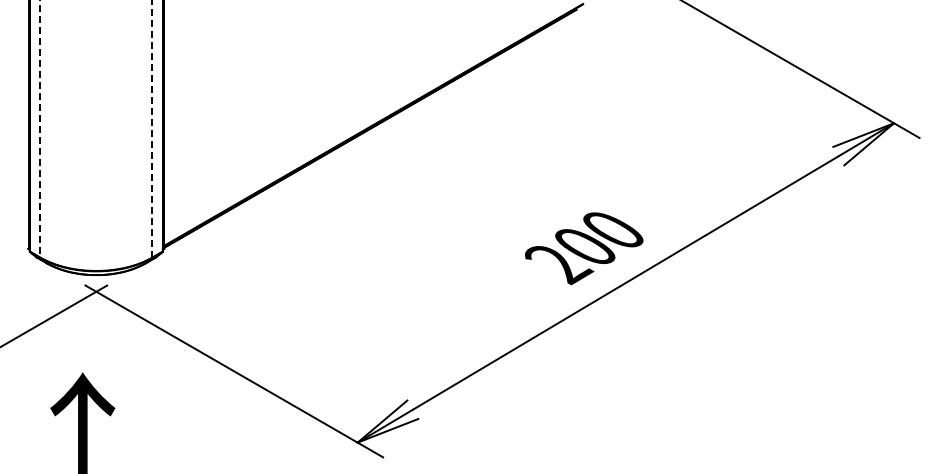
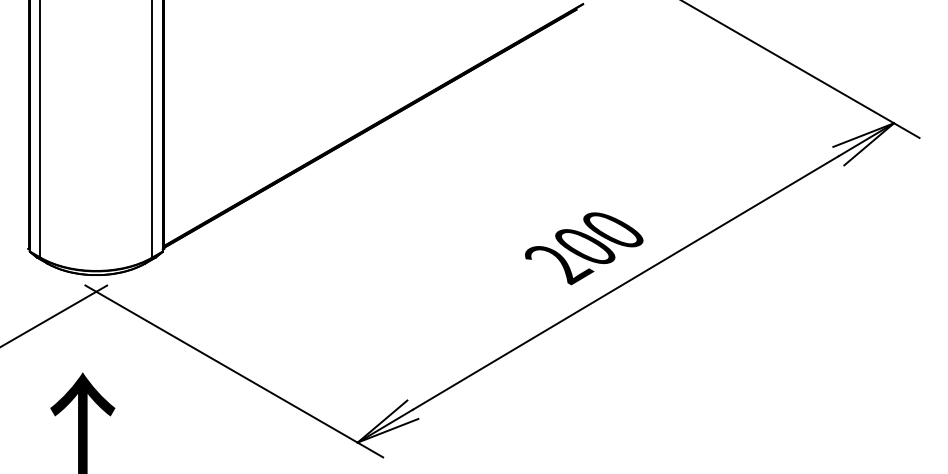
line: dashed -> solid (40, 128)
line: dashed -> solid (152, 128)
